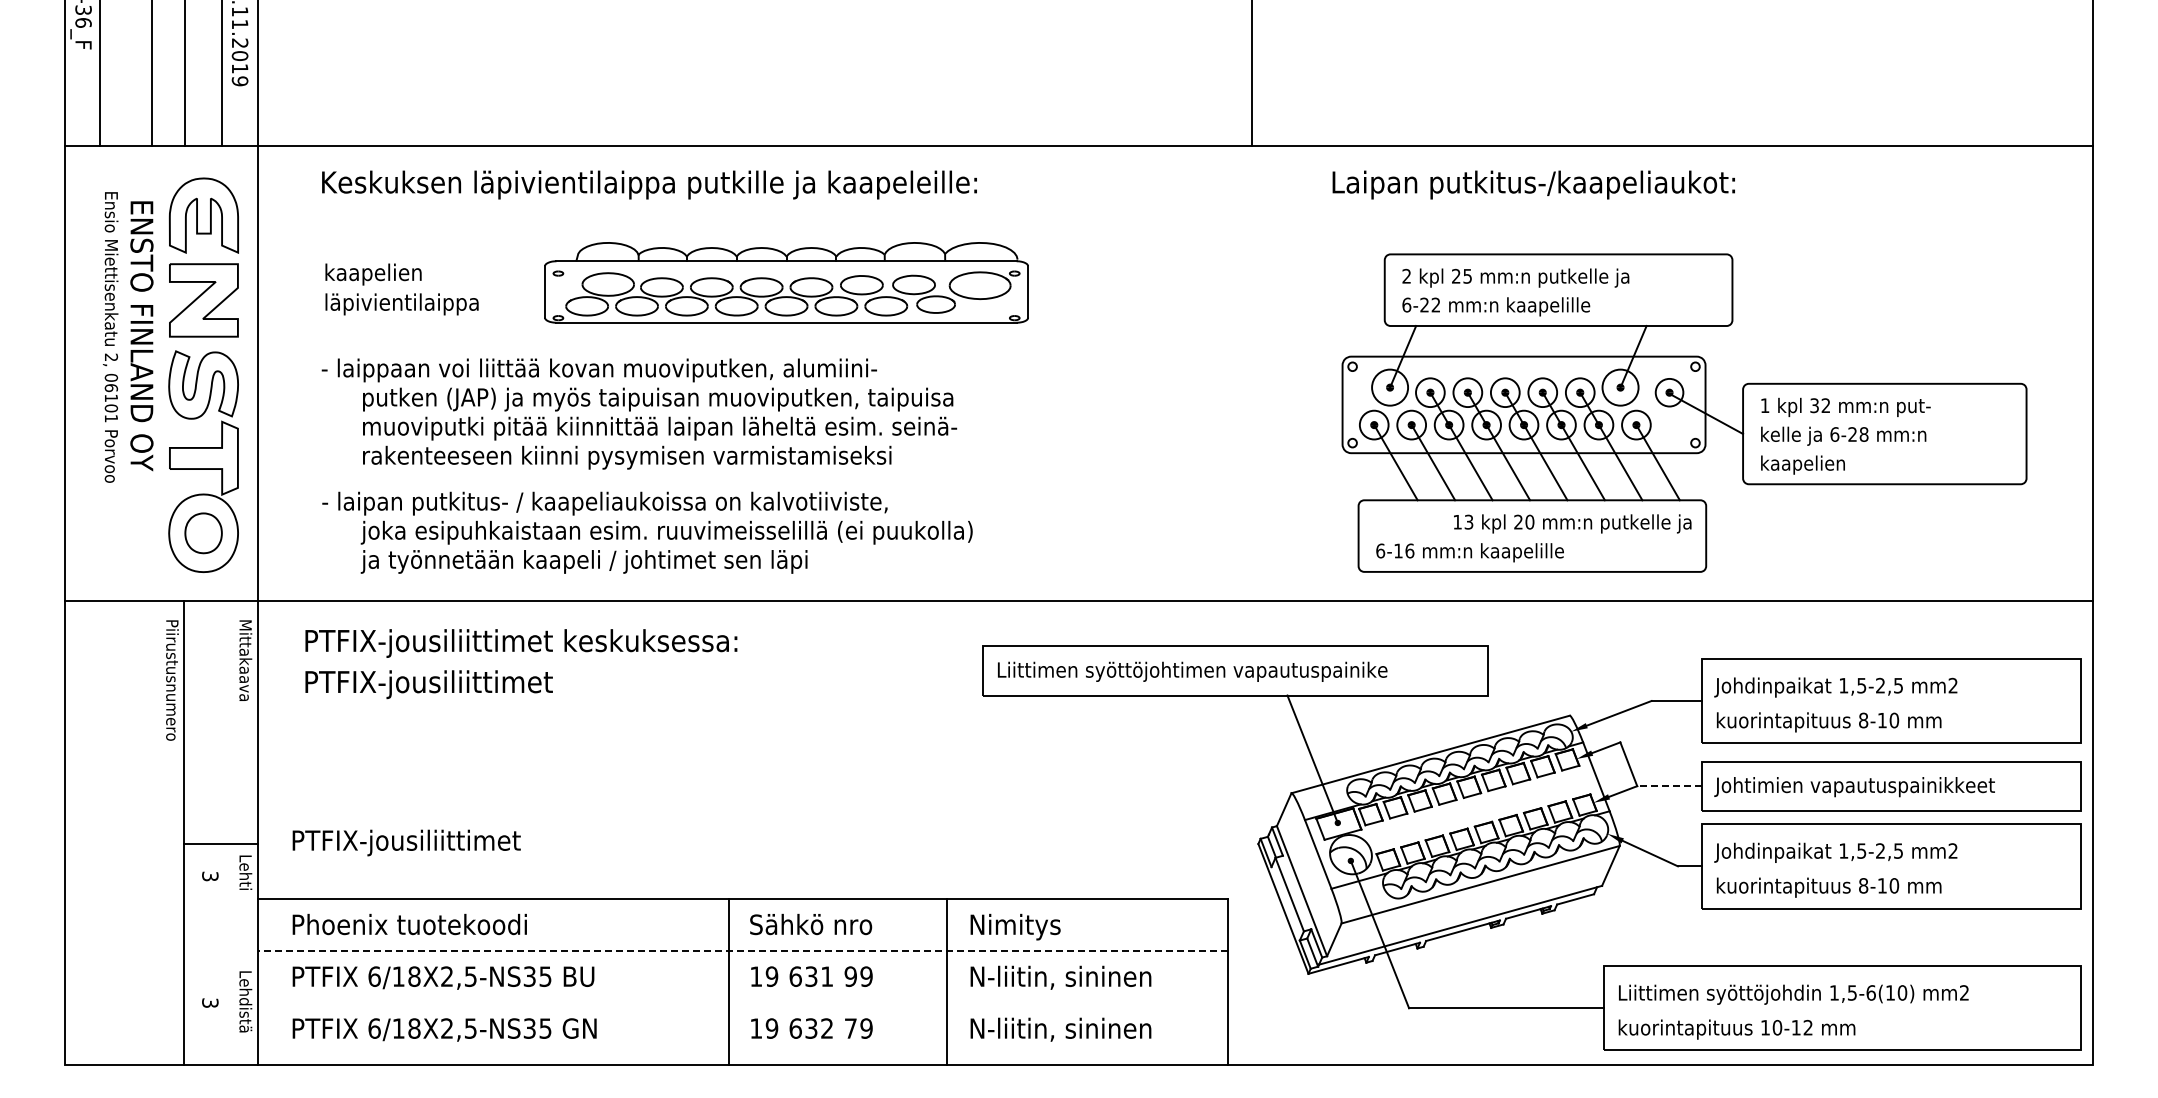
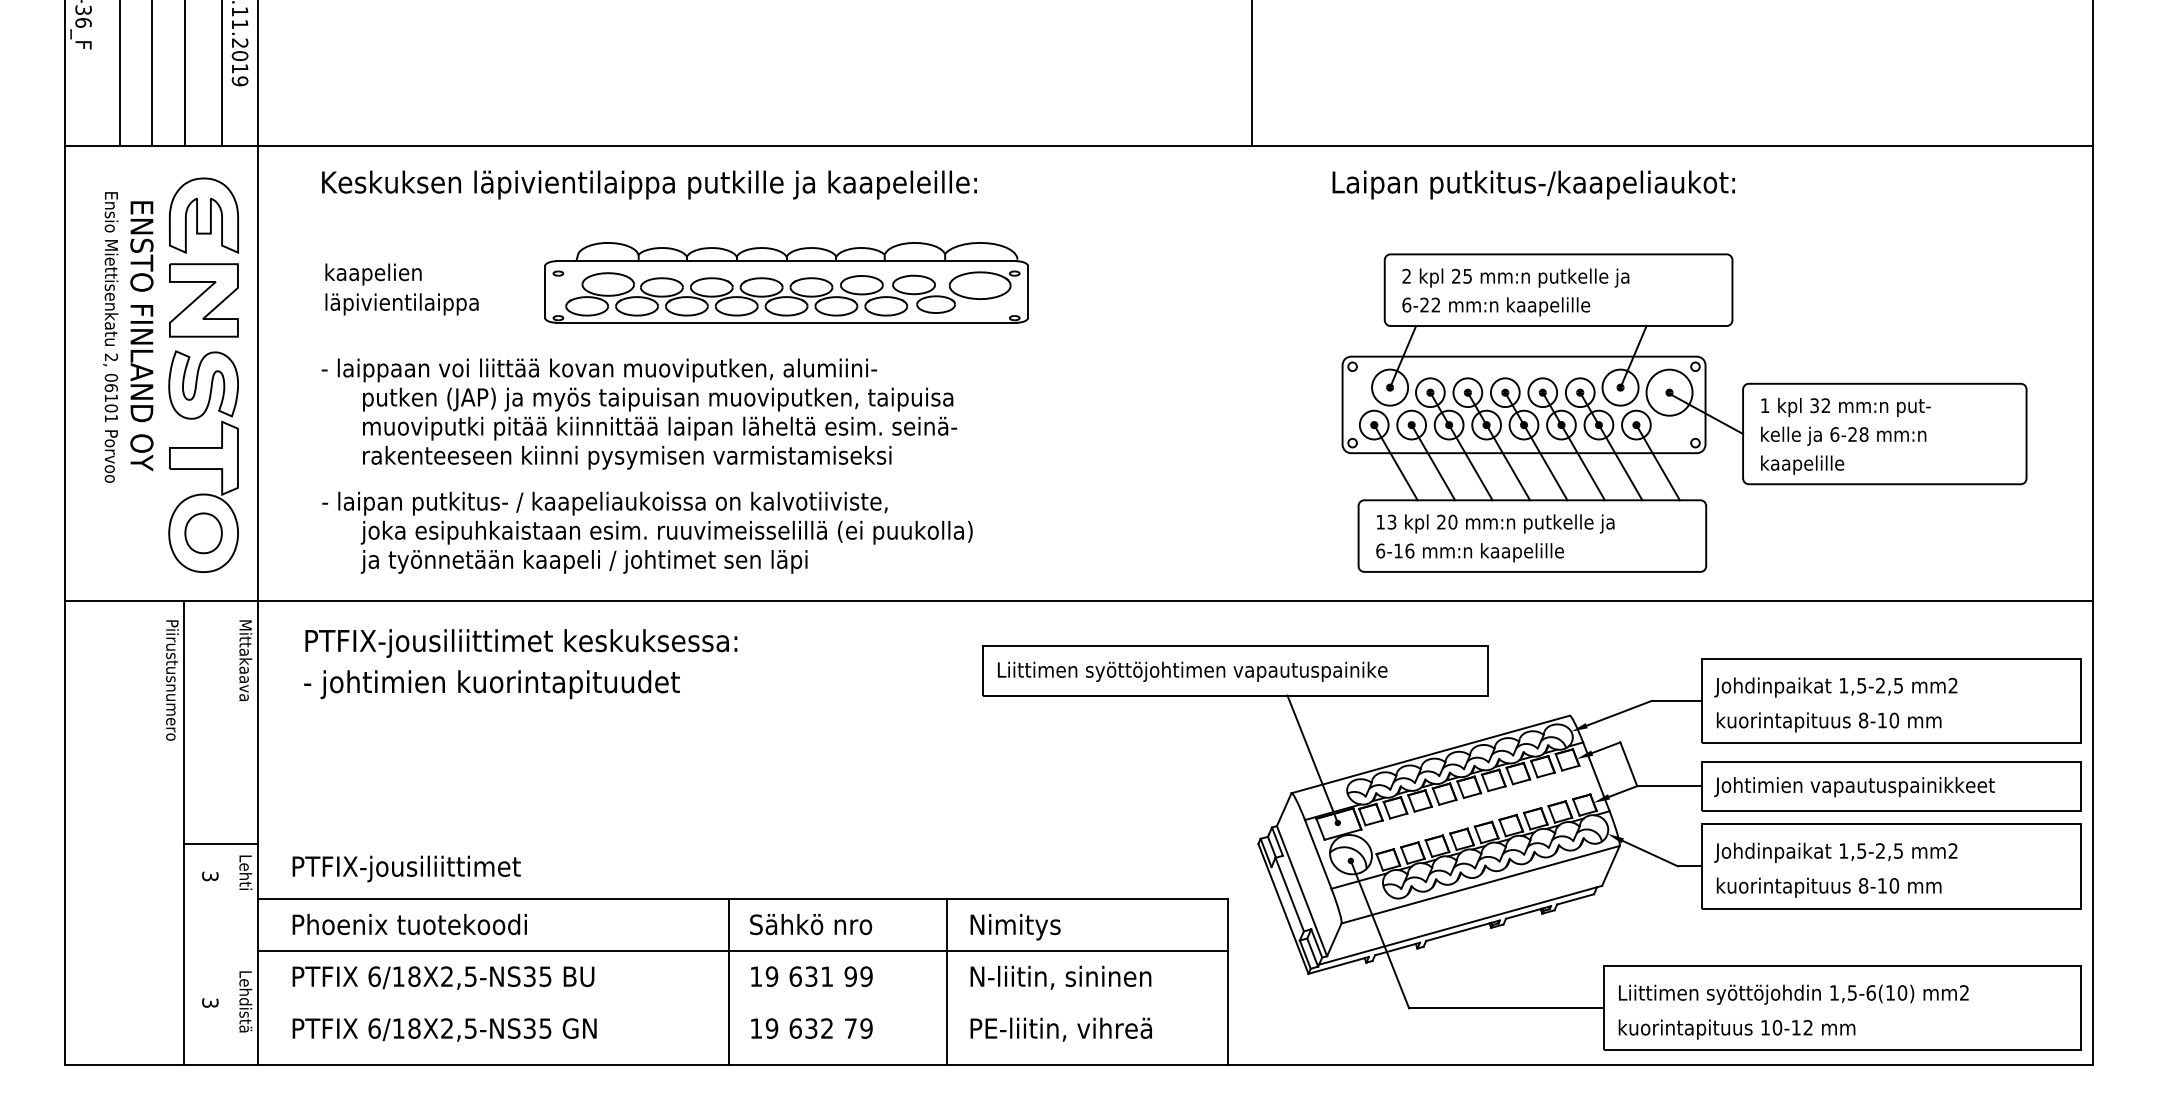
line position: (100, 74) -> (120, 74) (120, 74)
circle diameter: 28 px -> 46 px (1669, 392)
text: kaapelien -> kaapelille (1834, 462)
text position: (1572, 523) -> (1495, 523) (1495, 523)
text: PTFIX-jousiliittimet -> - johtimien kuorintapituudet (491, 684)
line: dashed -> solid (1669, 786)
text position: (406, 842) -> (406, 868) (406, 868)
line: dashed -> solid (742, 950)
text: N-liitin, sininen -> PE-liitin, vihreä (1062, 1029)
